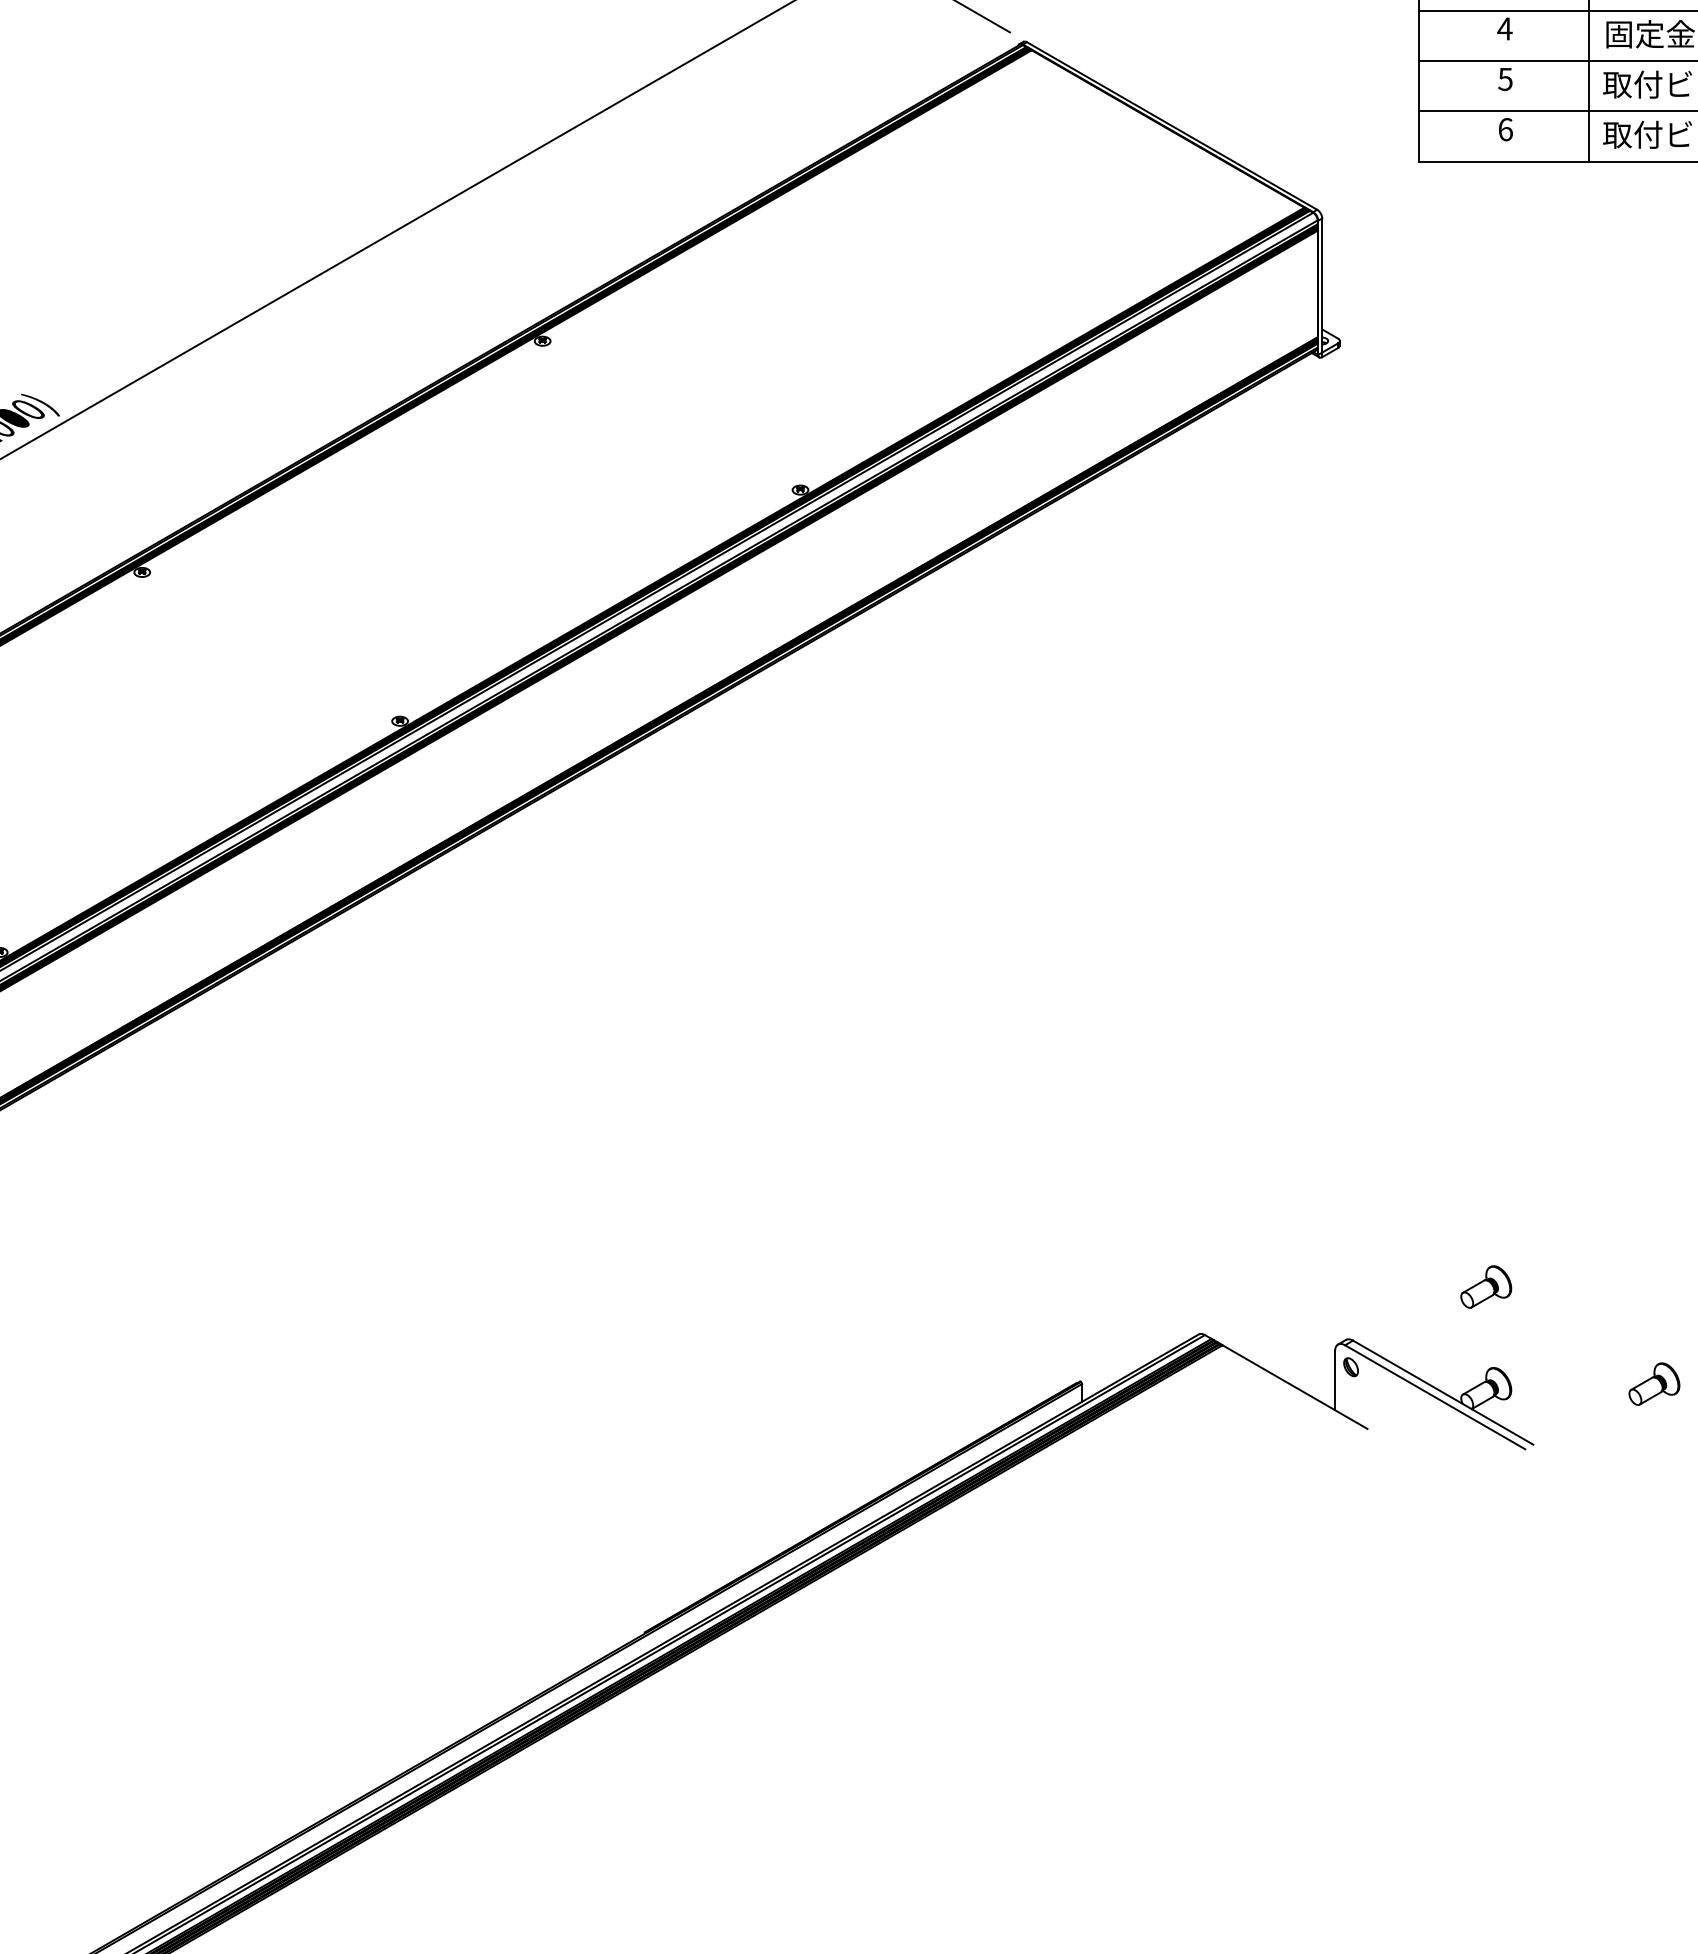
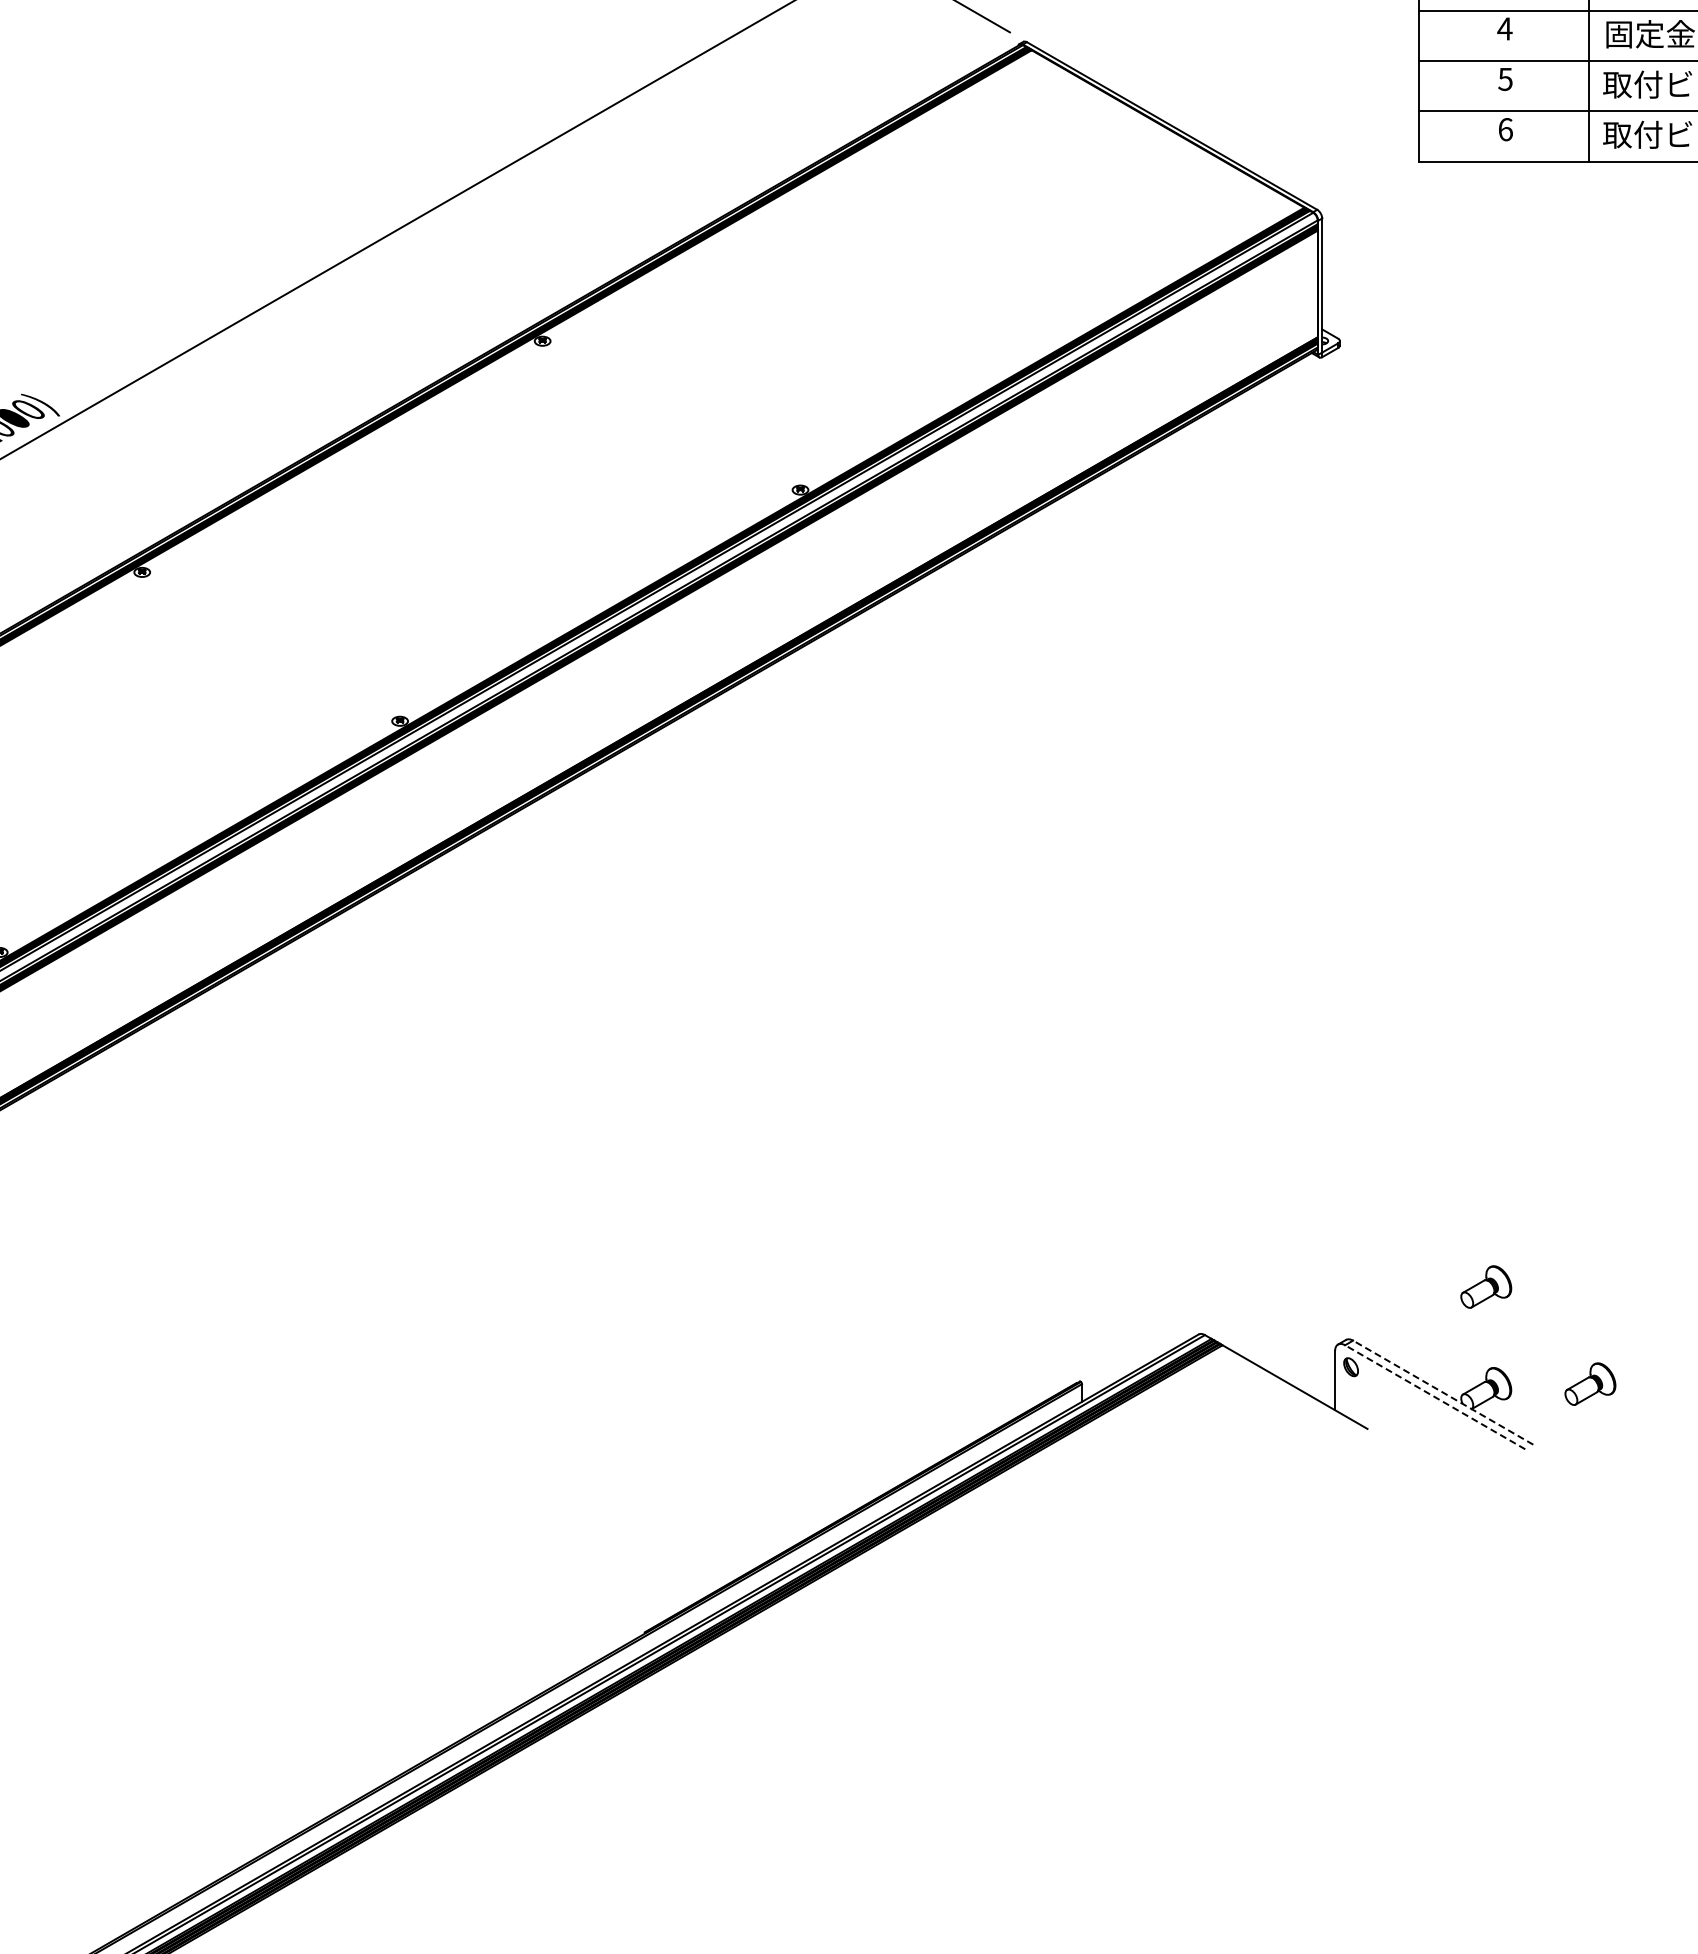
part position: (1654, 1383) -> (1590, 1383) (1590, 1383)
line: solid -> dashed (1442, 1392)
line: solid -> dashed (1434, 1397)
